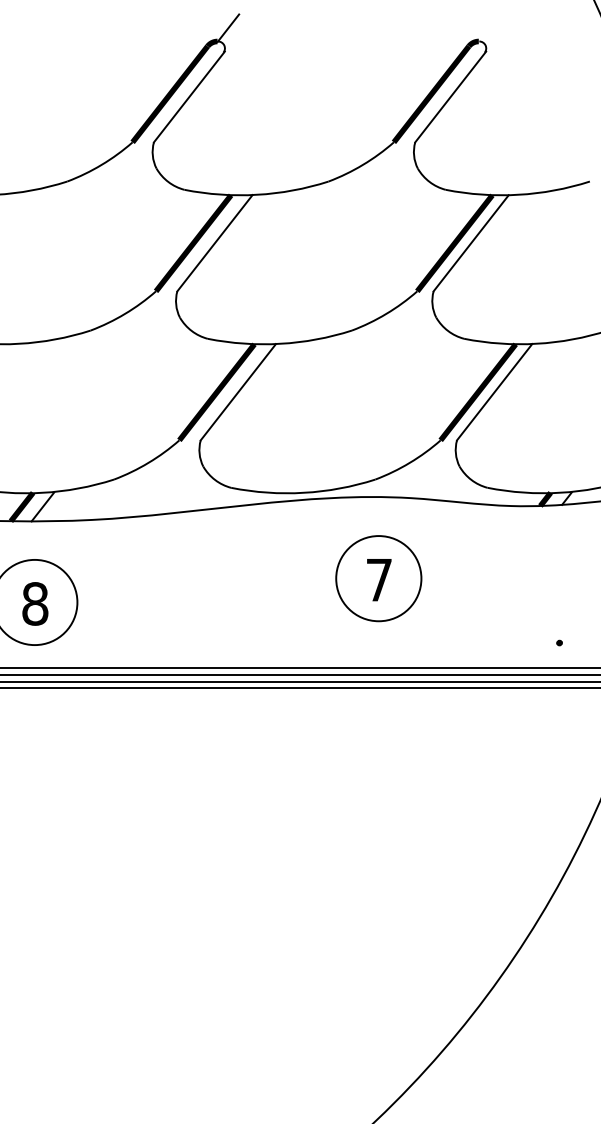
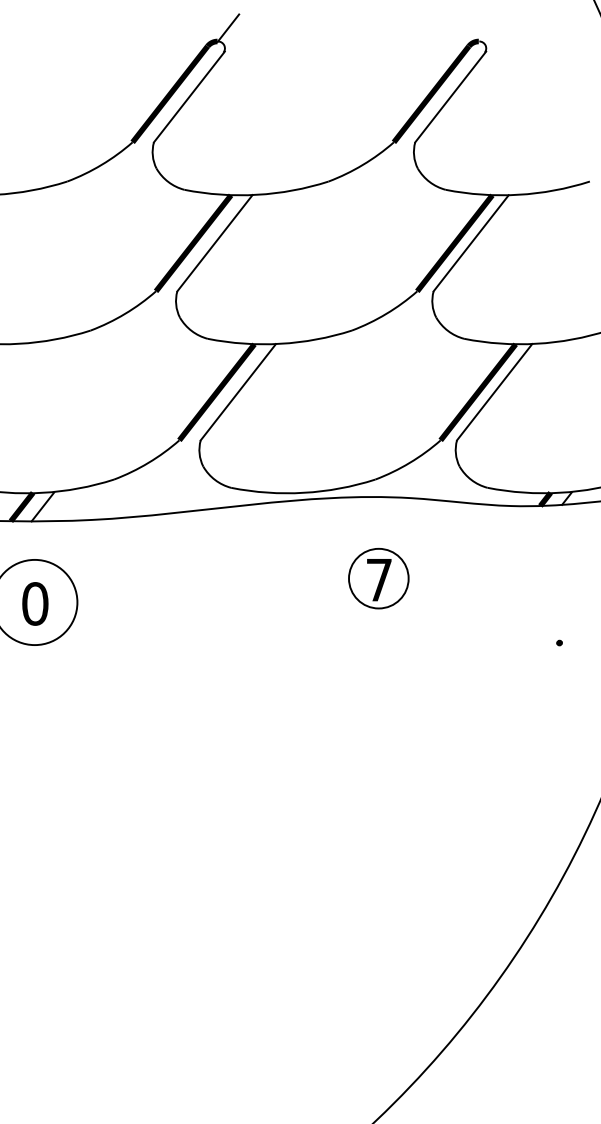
circle diameter: 85 px -> 60 px (378, 578)
text: 8 -> 0 (35, 603)
line: present -> none (299, 668)
line: present -> none (299, 675)
line: present -> none (299, 682)
line: present -> none (299, 688)
